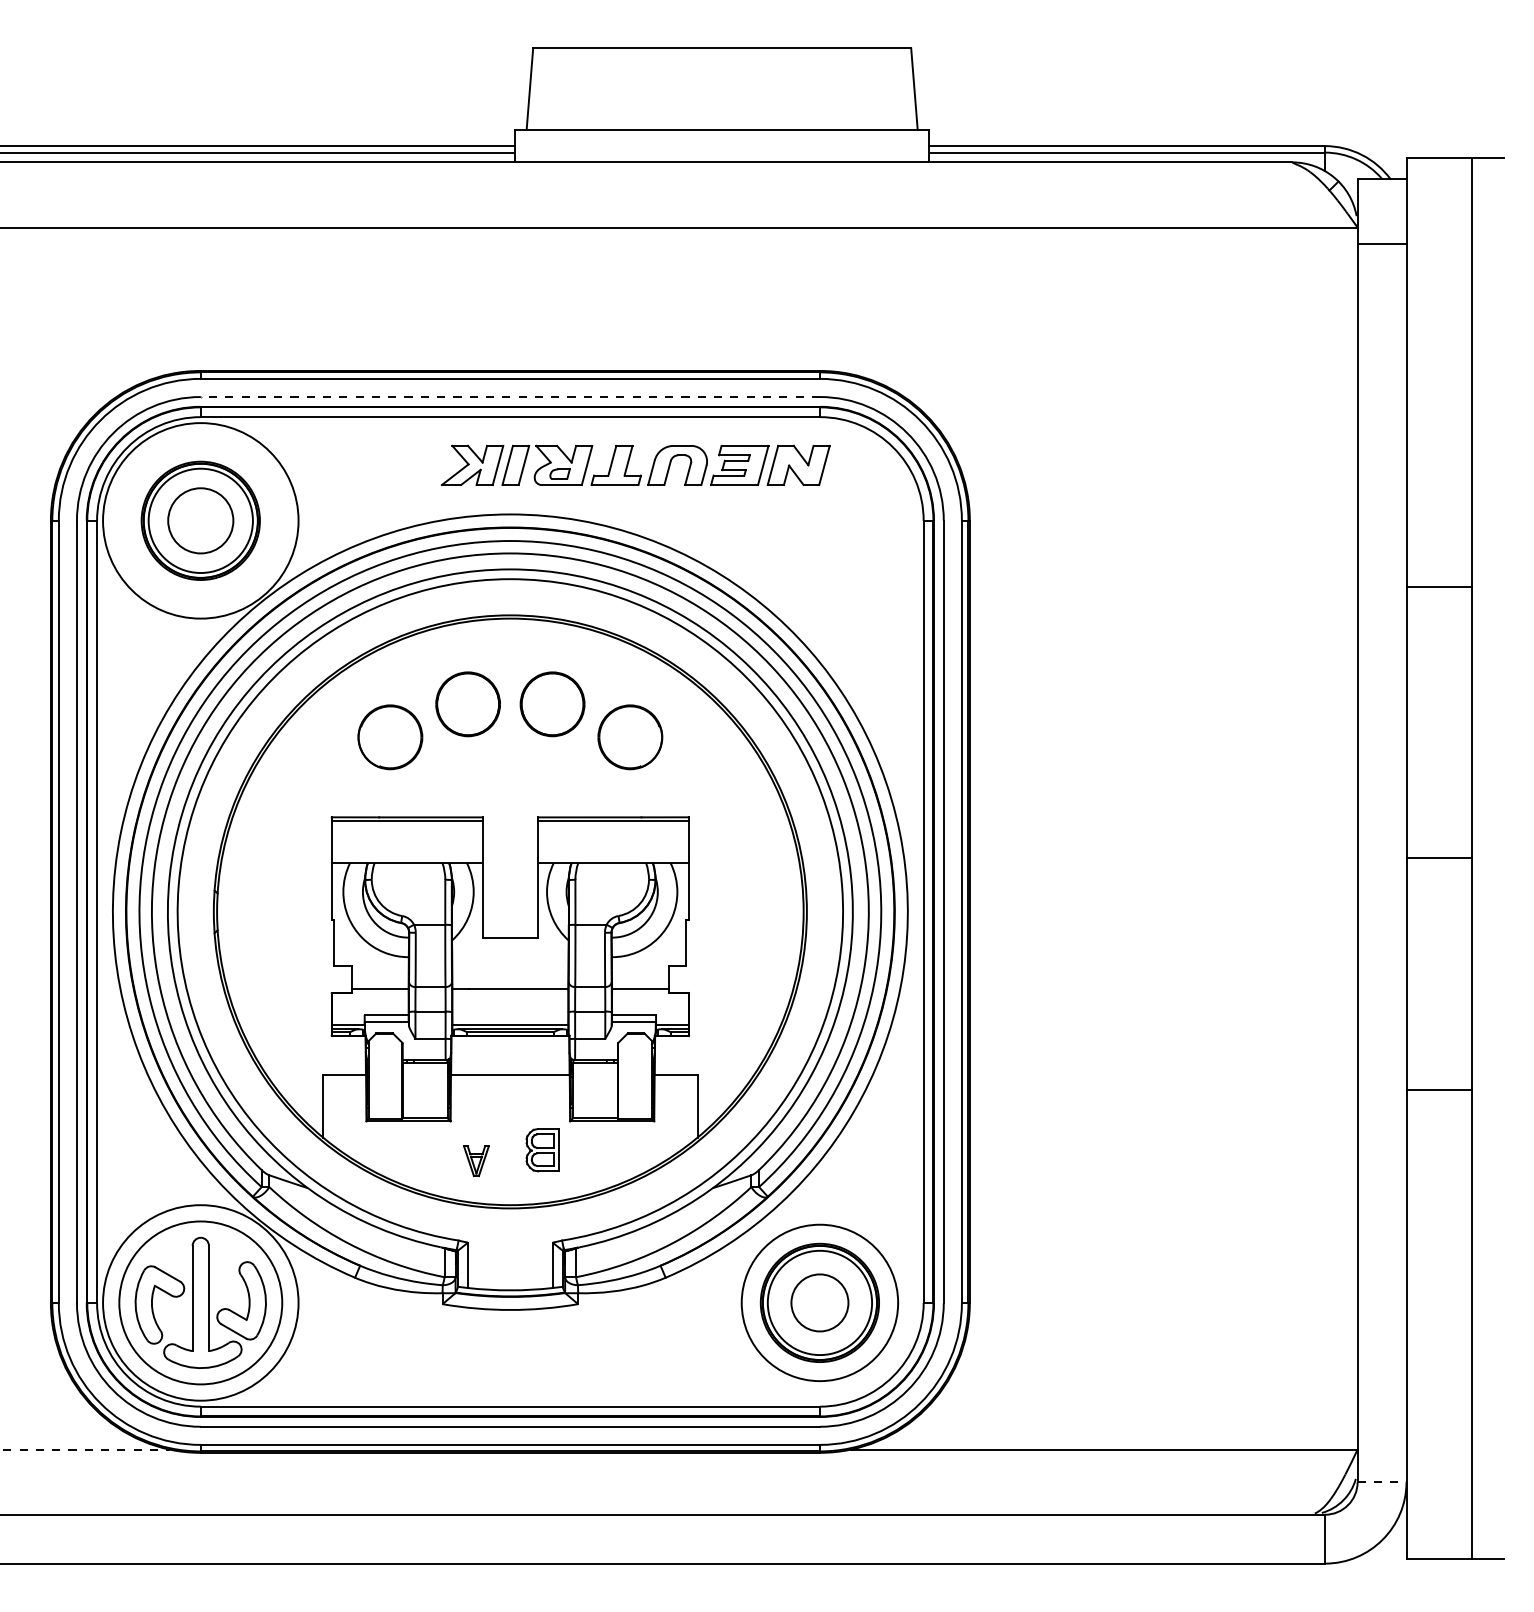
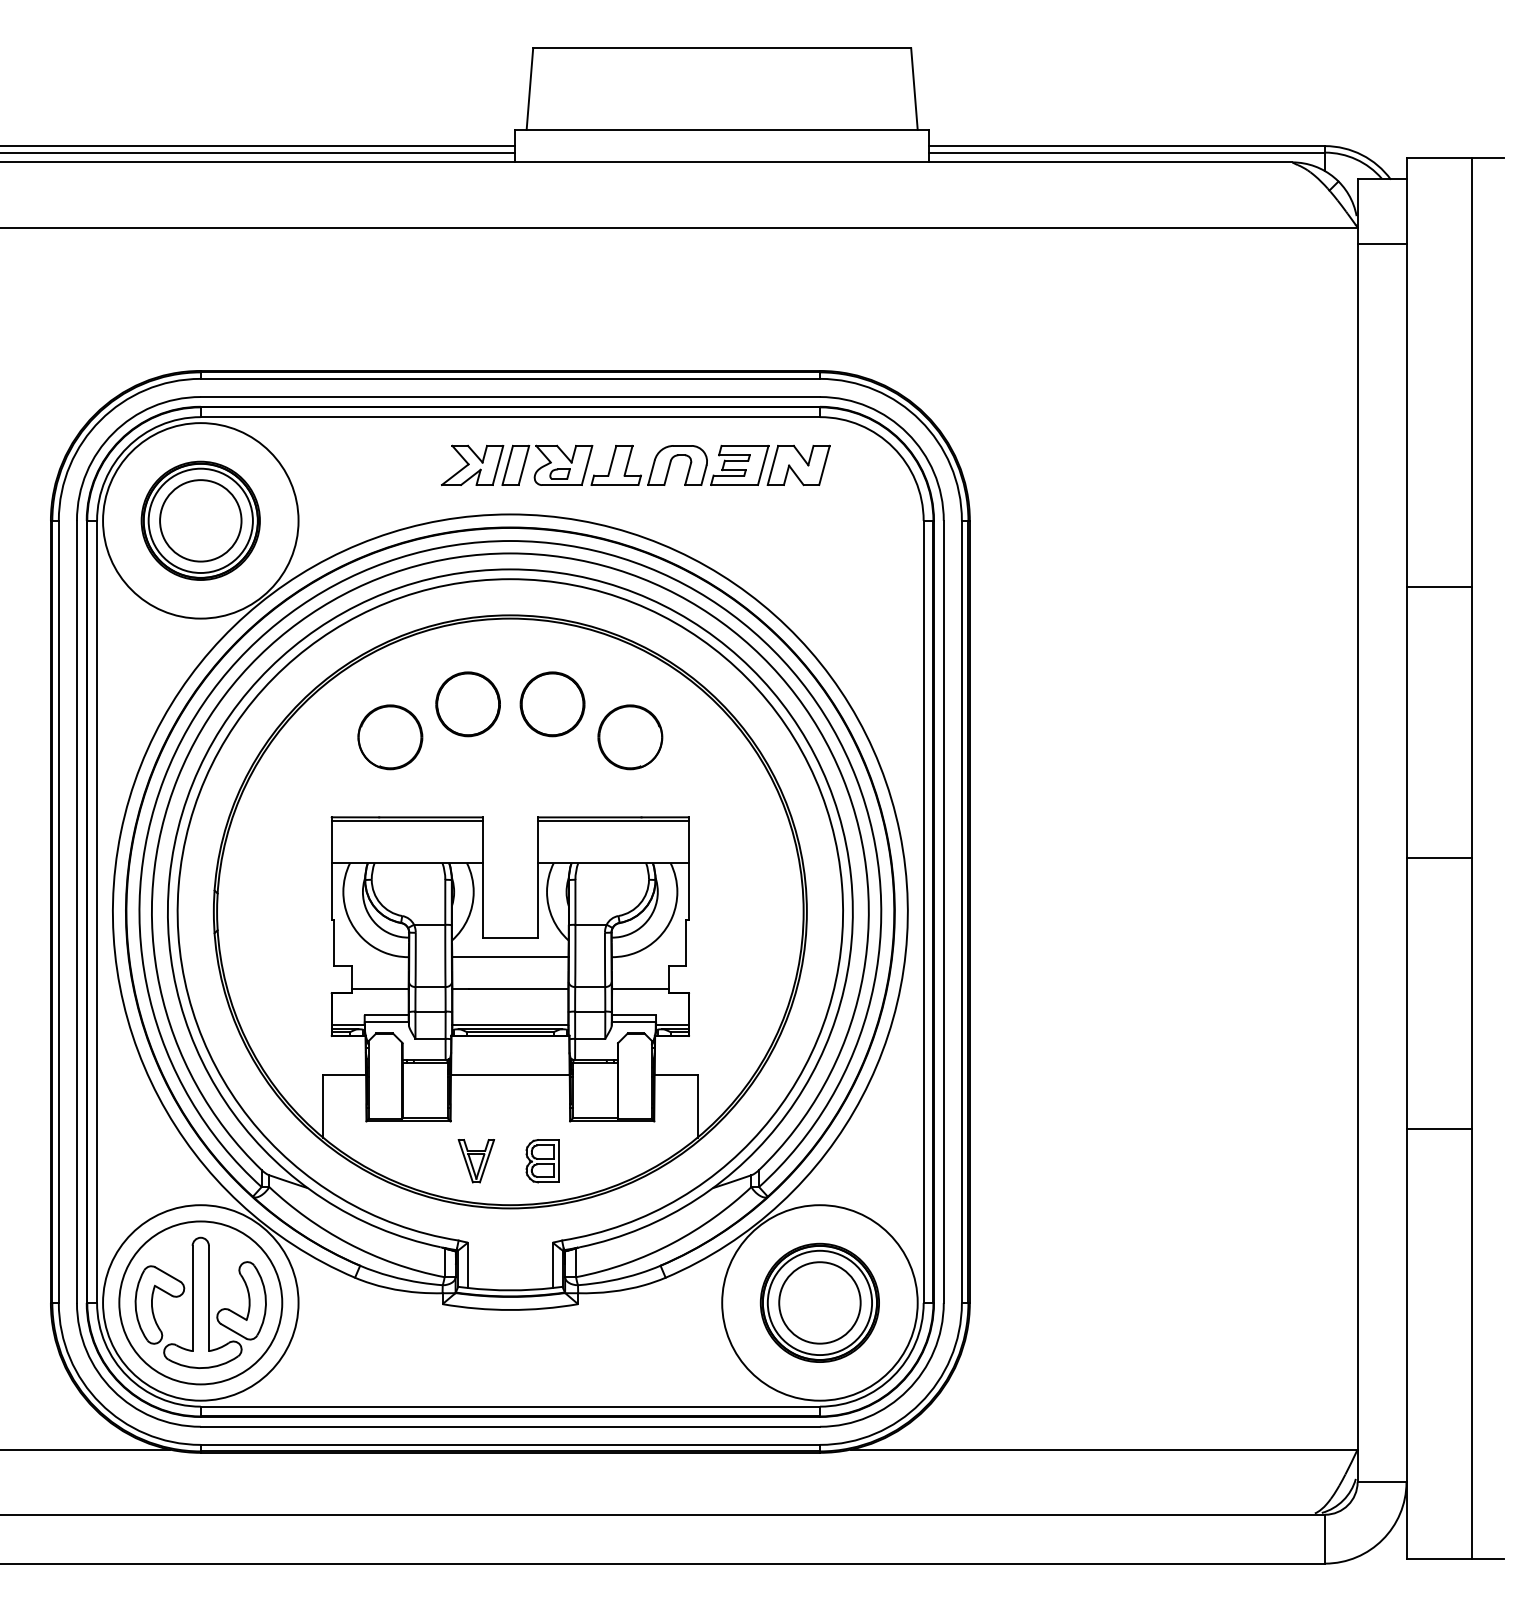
line: dashed -> solid (510, 397)
circle diameter: 65 px -> 81 px (200, 520)
line: none -> present (510, 957)
line position: (1438, 1090) -> (1438, 1129) (1438, 1129)
part position: (542, 1150) -> (542, 1161) (542, 1161)
part size: 27x33 px -> 39x45 px (476, 1161)
circle diameter: 156 px -> 196 px (819, 1302)
circle diameter: 57 px -> 81 px (819, 1302)
line: dashed -> solid (85, 1449)
line: dashed -> solid (1382, 1482)
